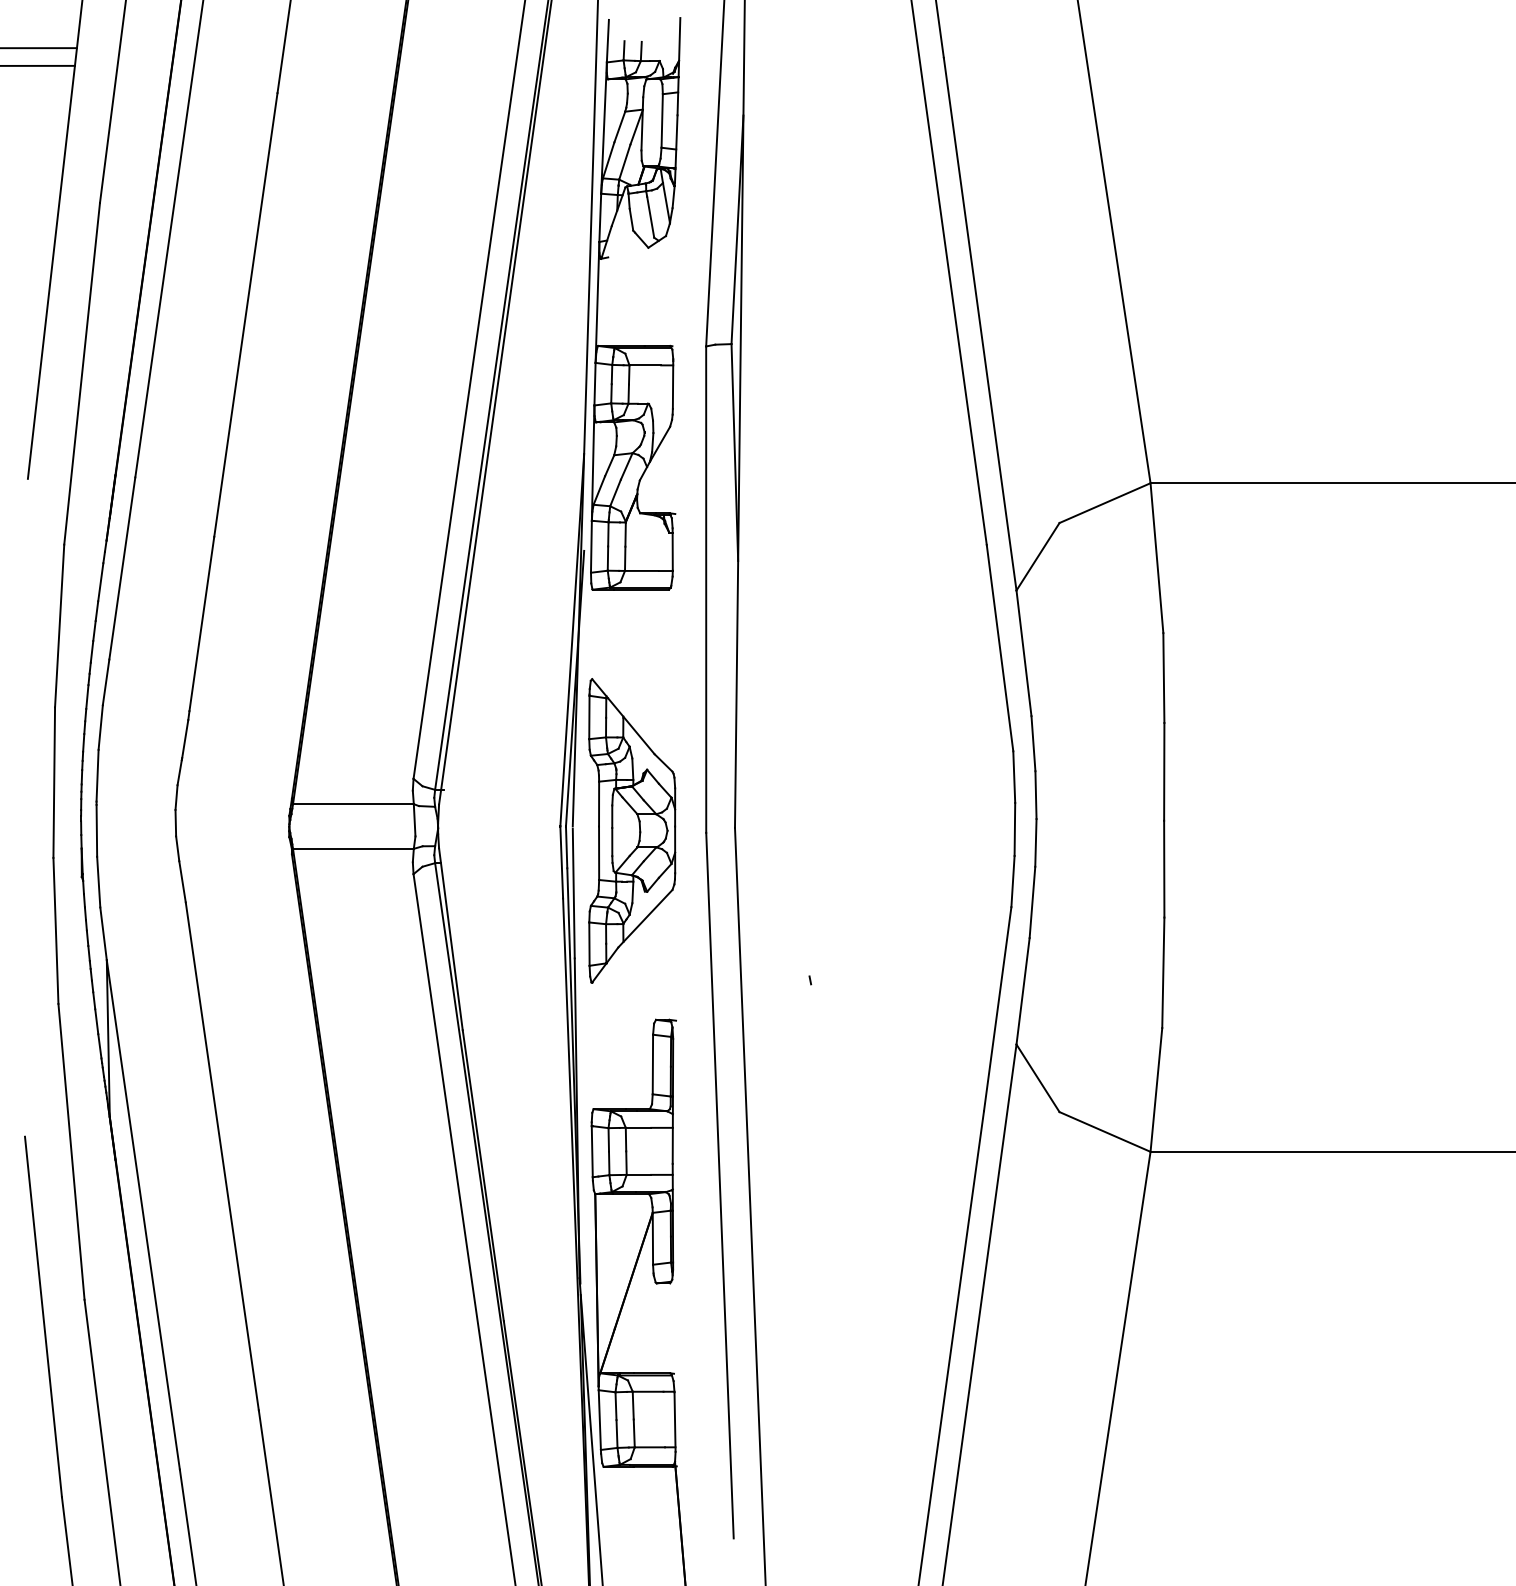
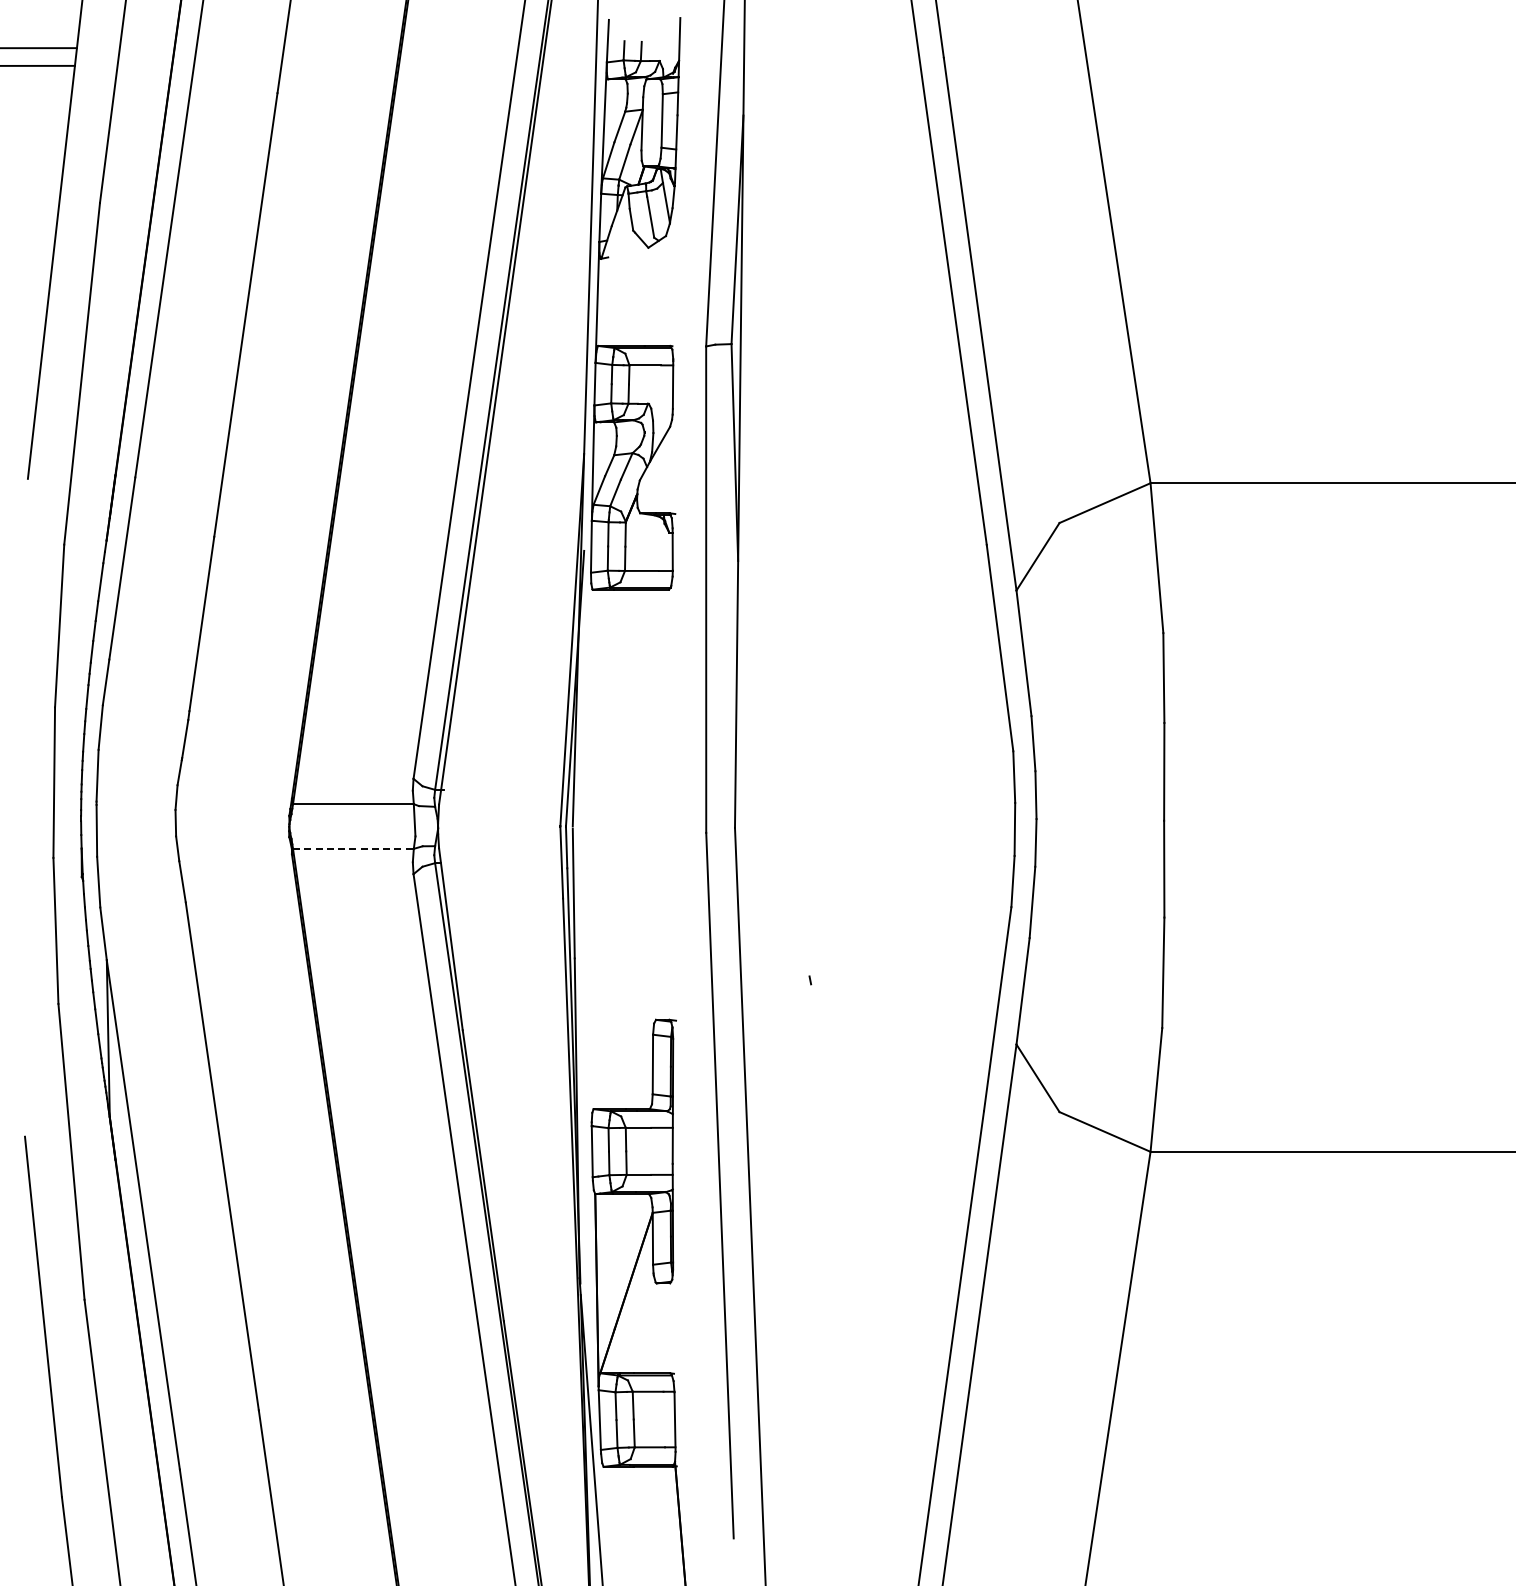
part: present -> none (632, 830)
line: solid -> dashed (353, 848)
